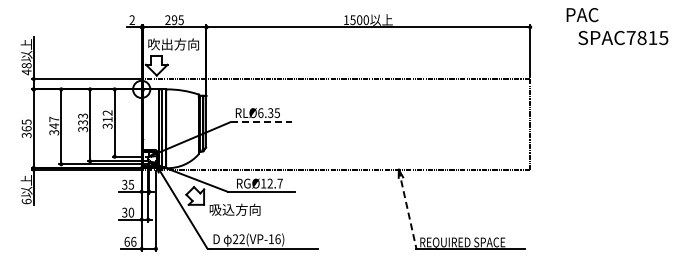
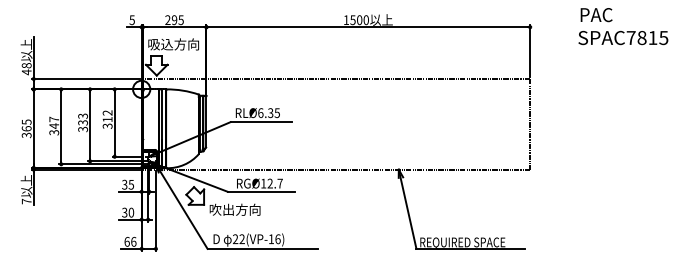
text position: (582, 15) -> (596, 15) (596, 15)
text: 2 -> 5 (131, 20)
text: 吹出方向 -> 吸込方向 (160, 44)
line: dashed -> solid (261, 122)
text: 6 -> 7 (26, 201)
text: 吸込方向 -> 吹出方向 (222, 209)
line: dashed -> solid (407, 209)
